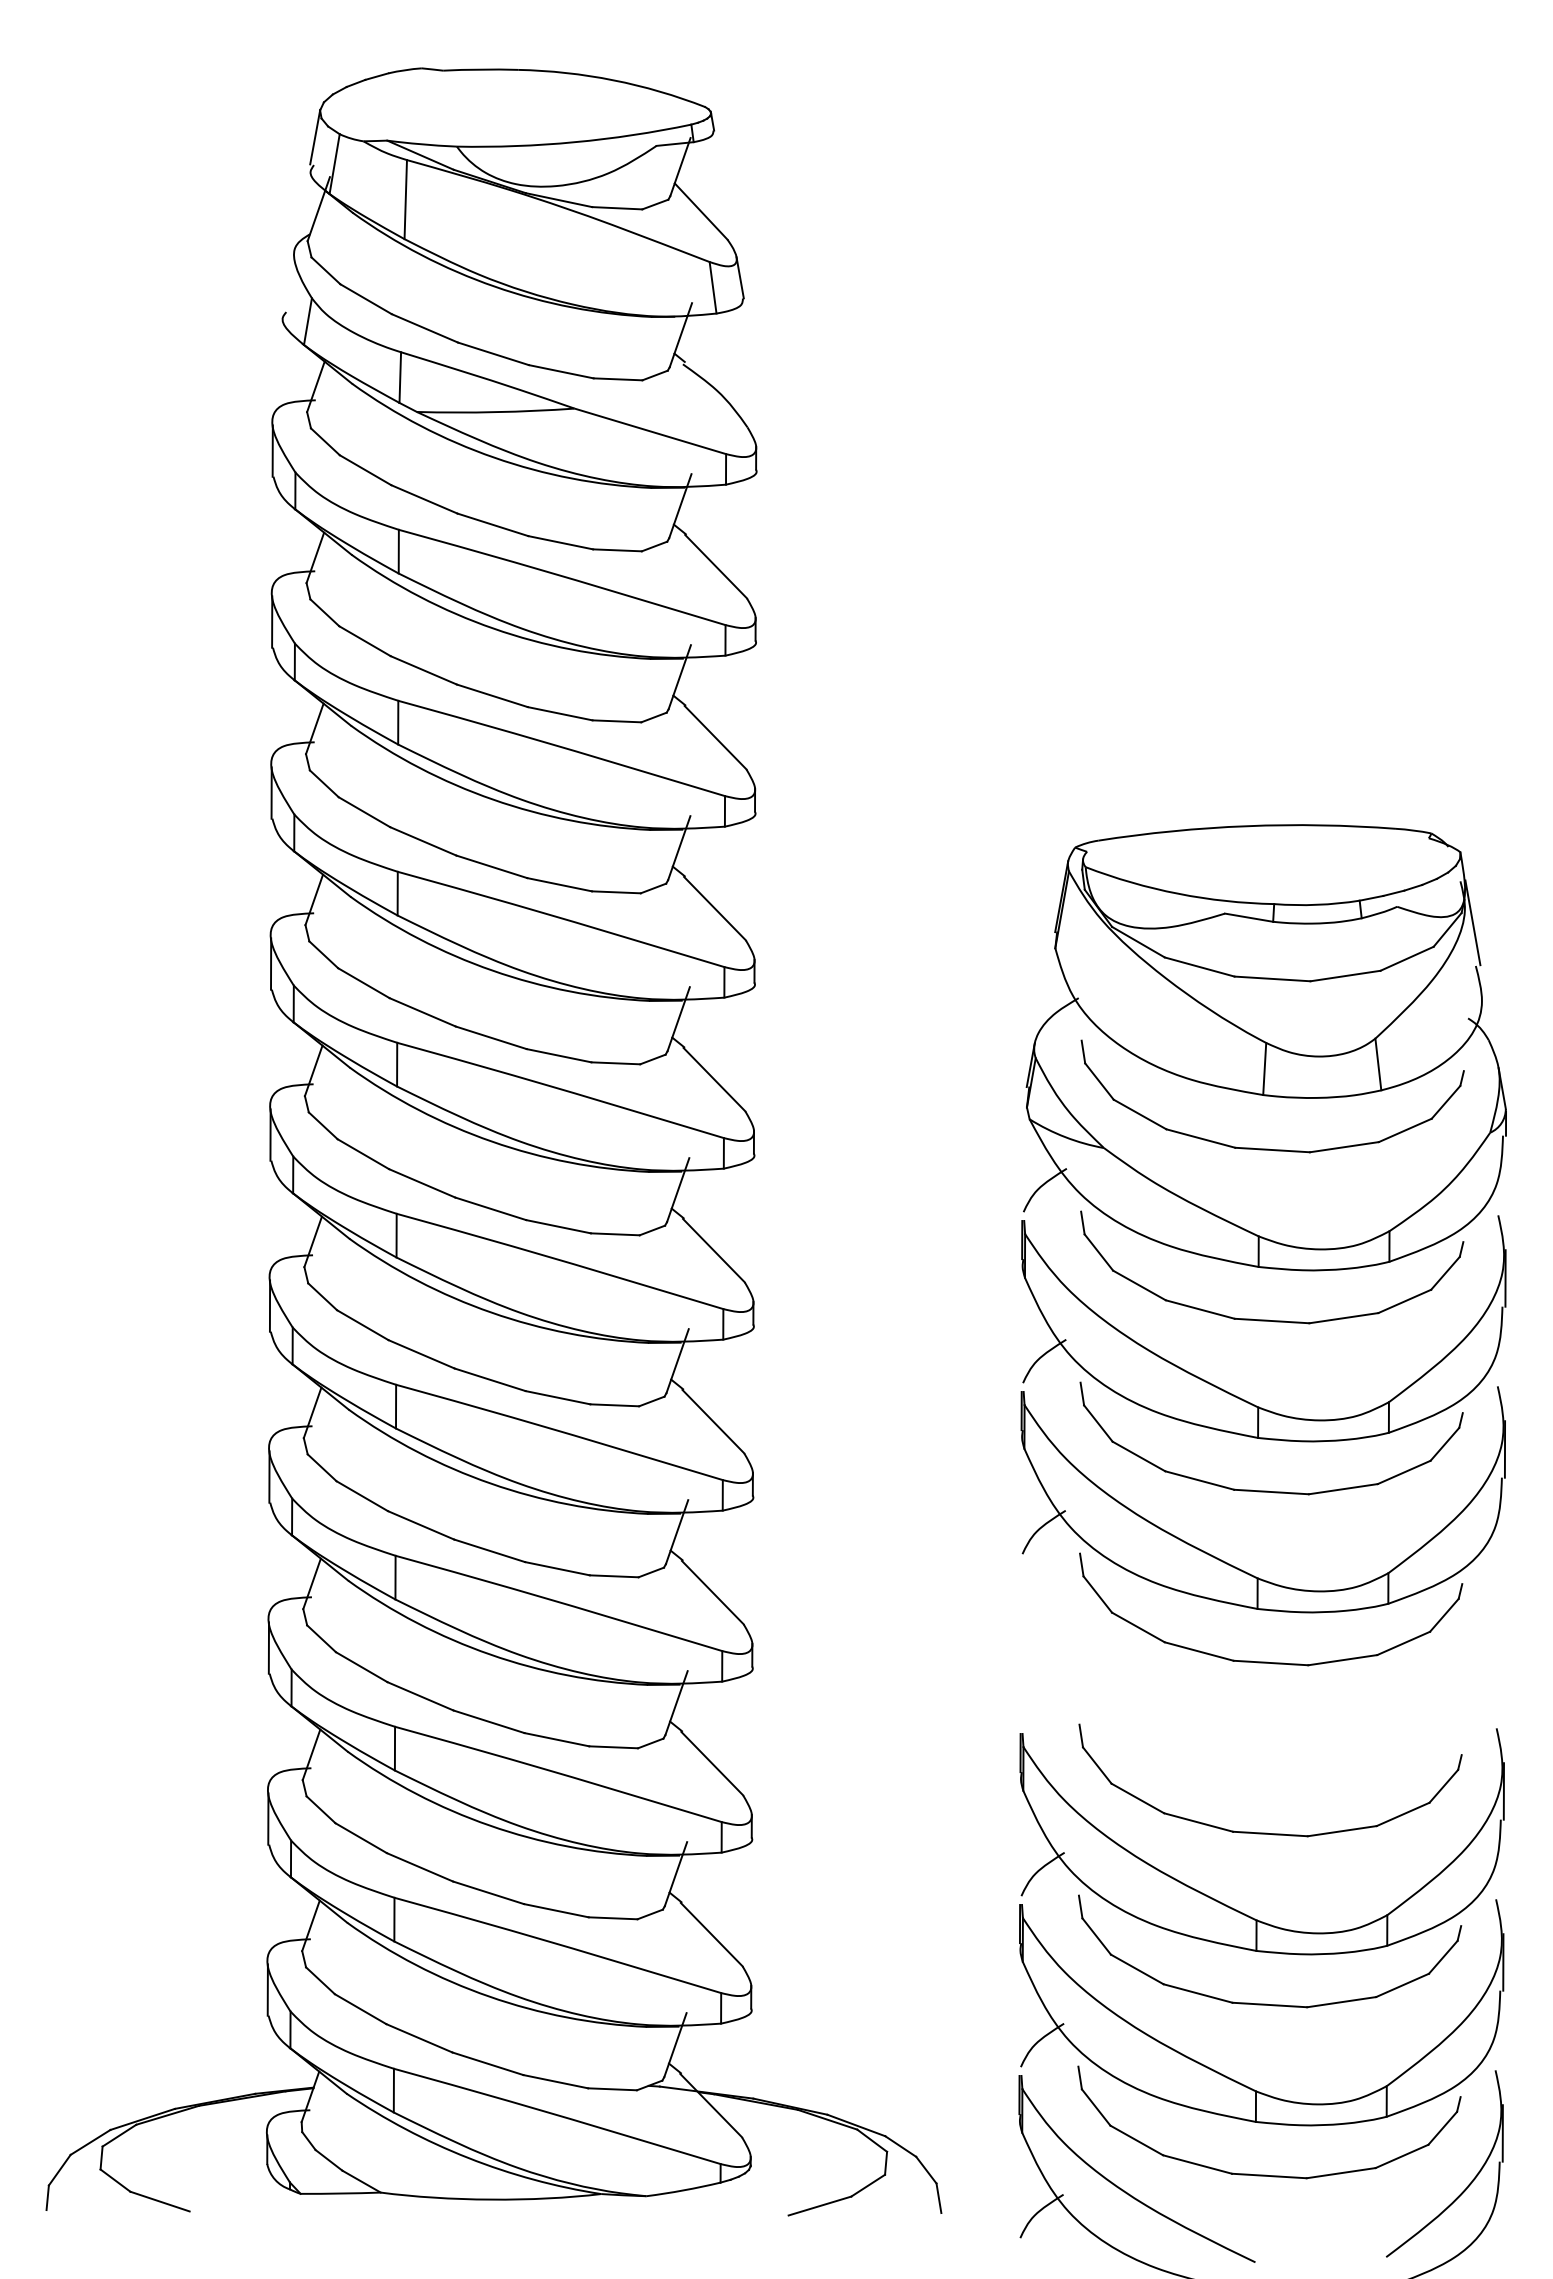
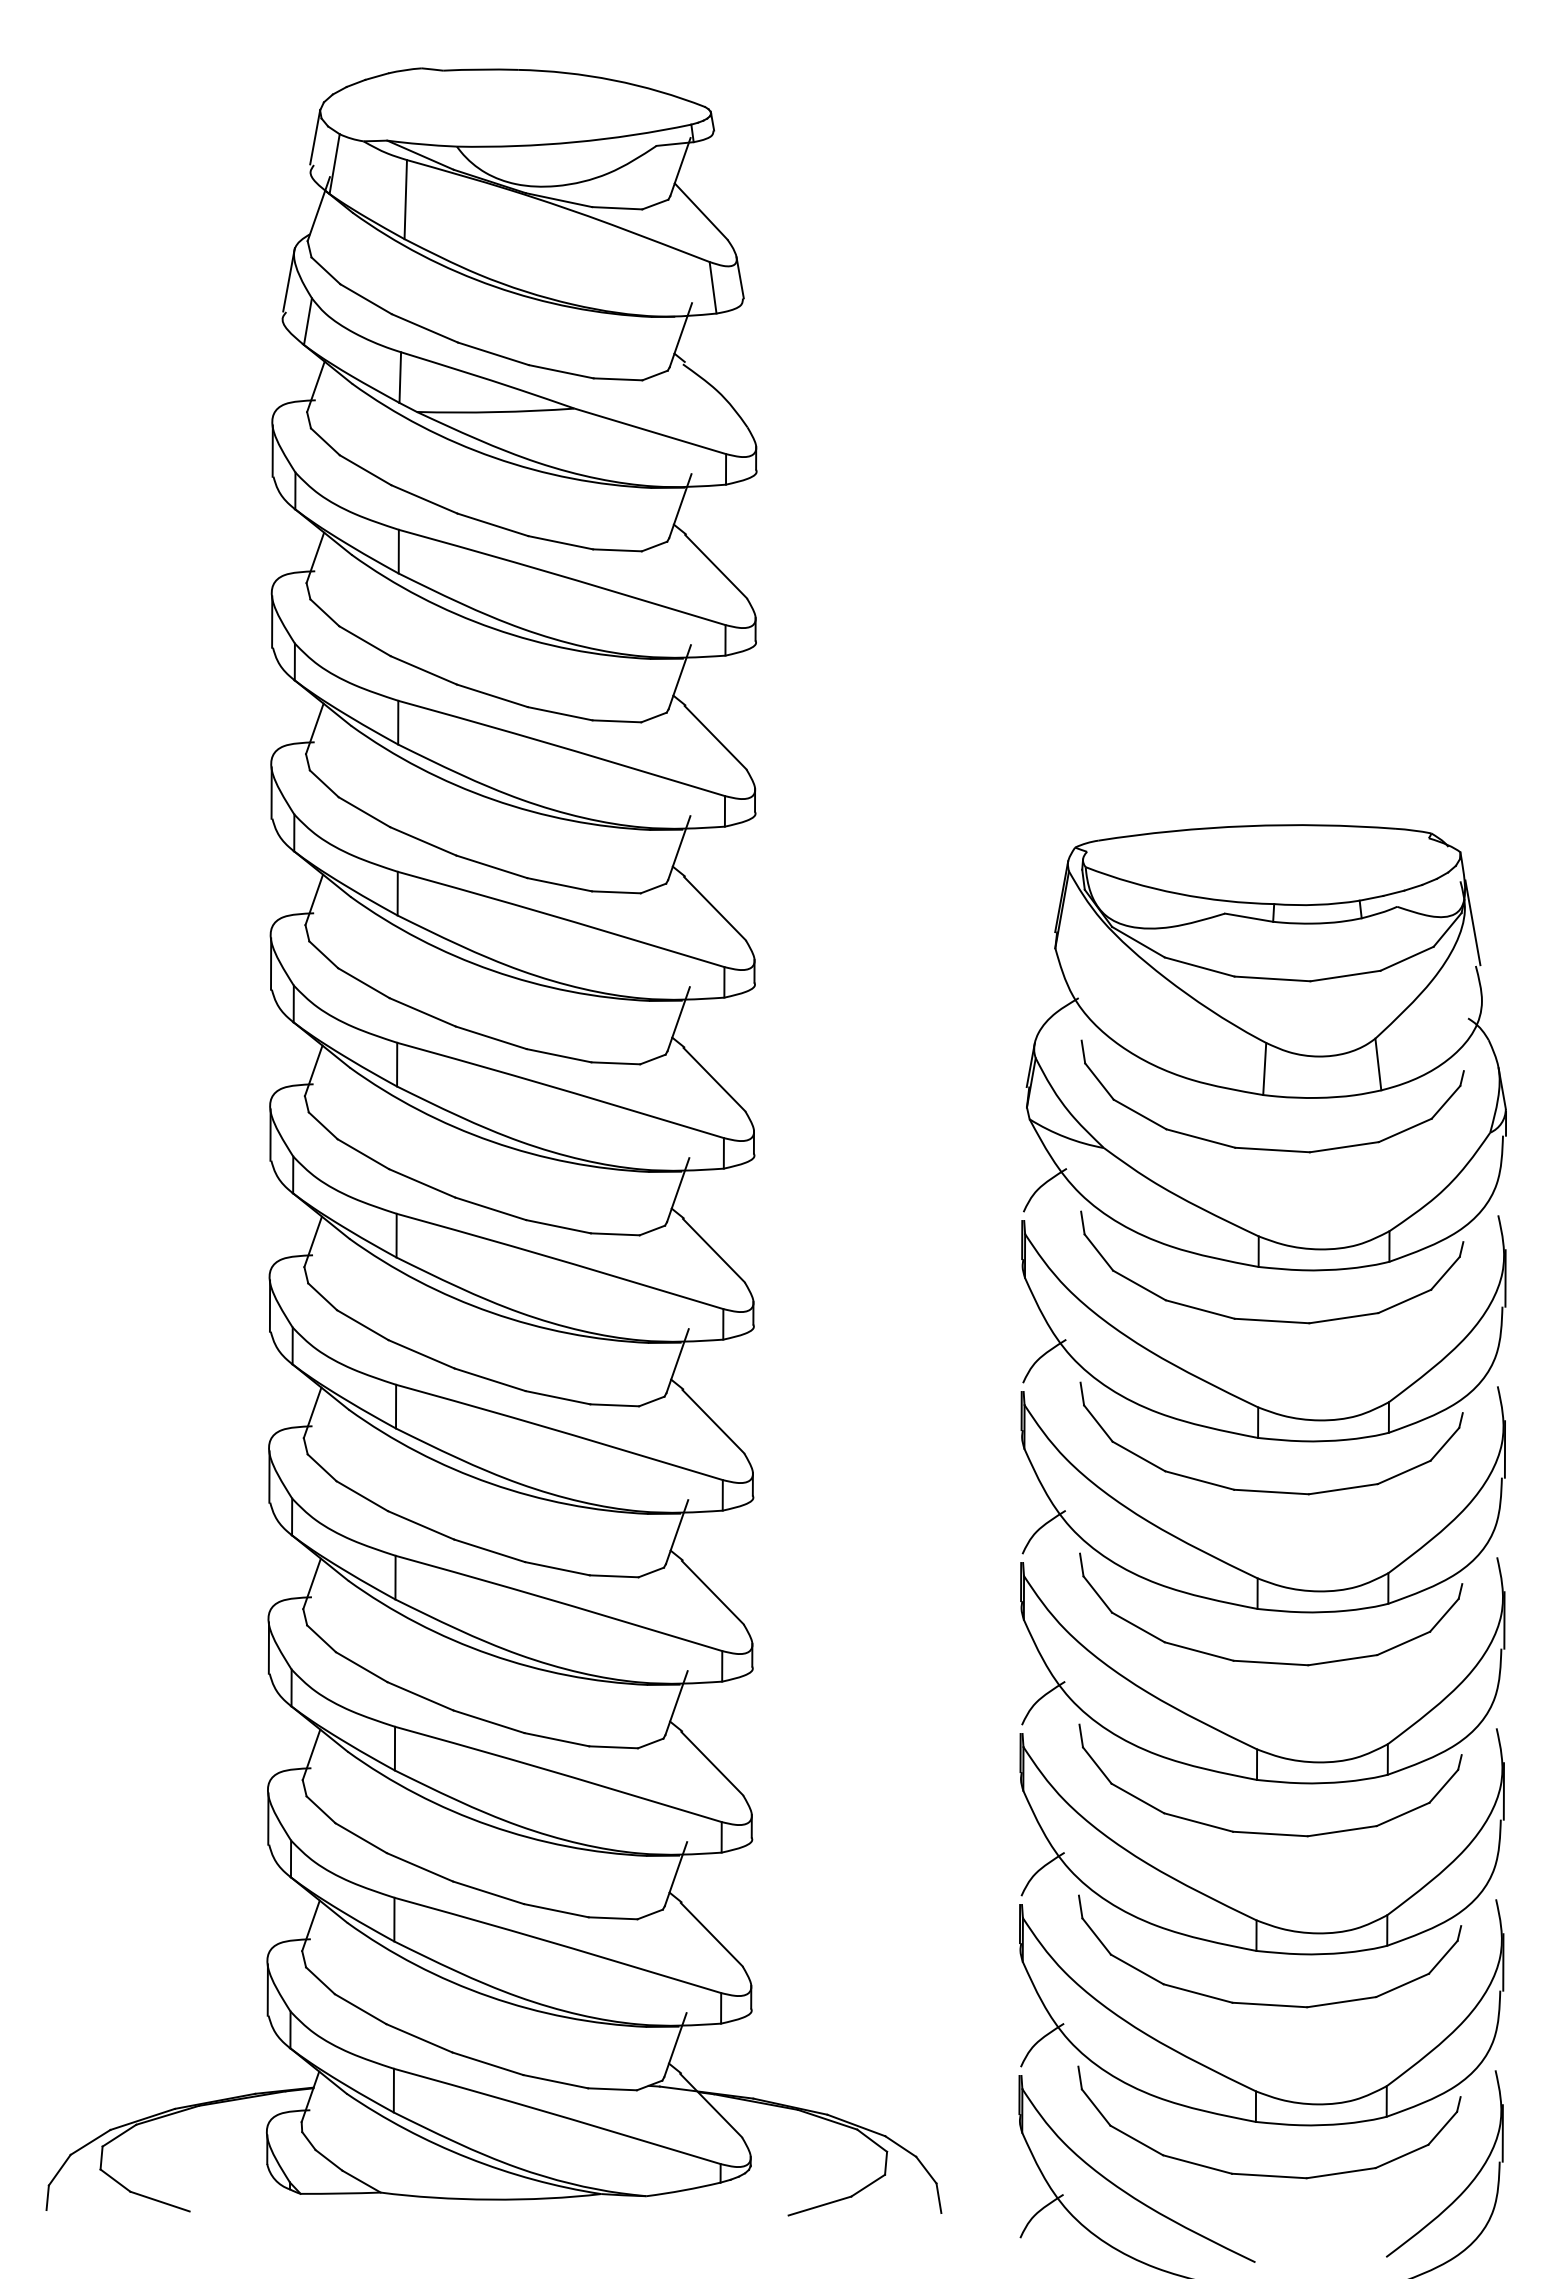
line: none -> present (288, 279)
part: none -> present (1233, 1736)
